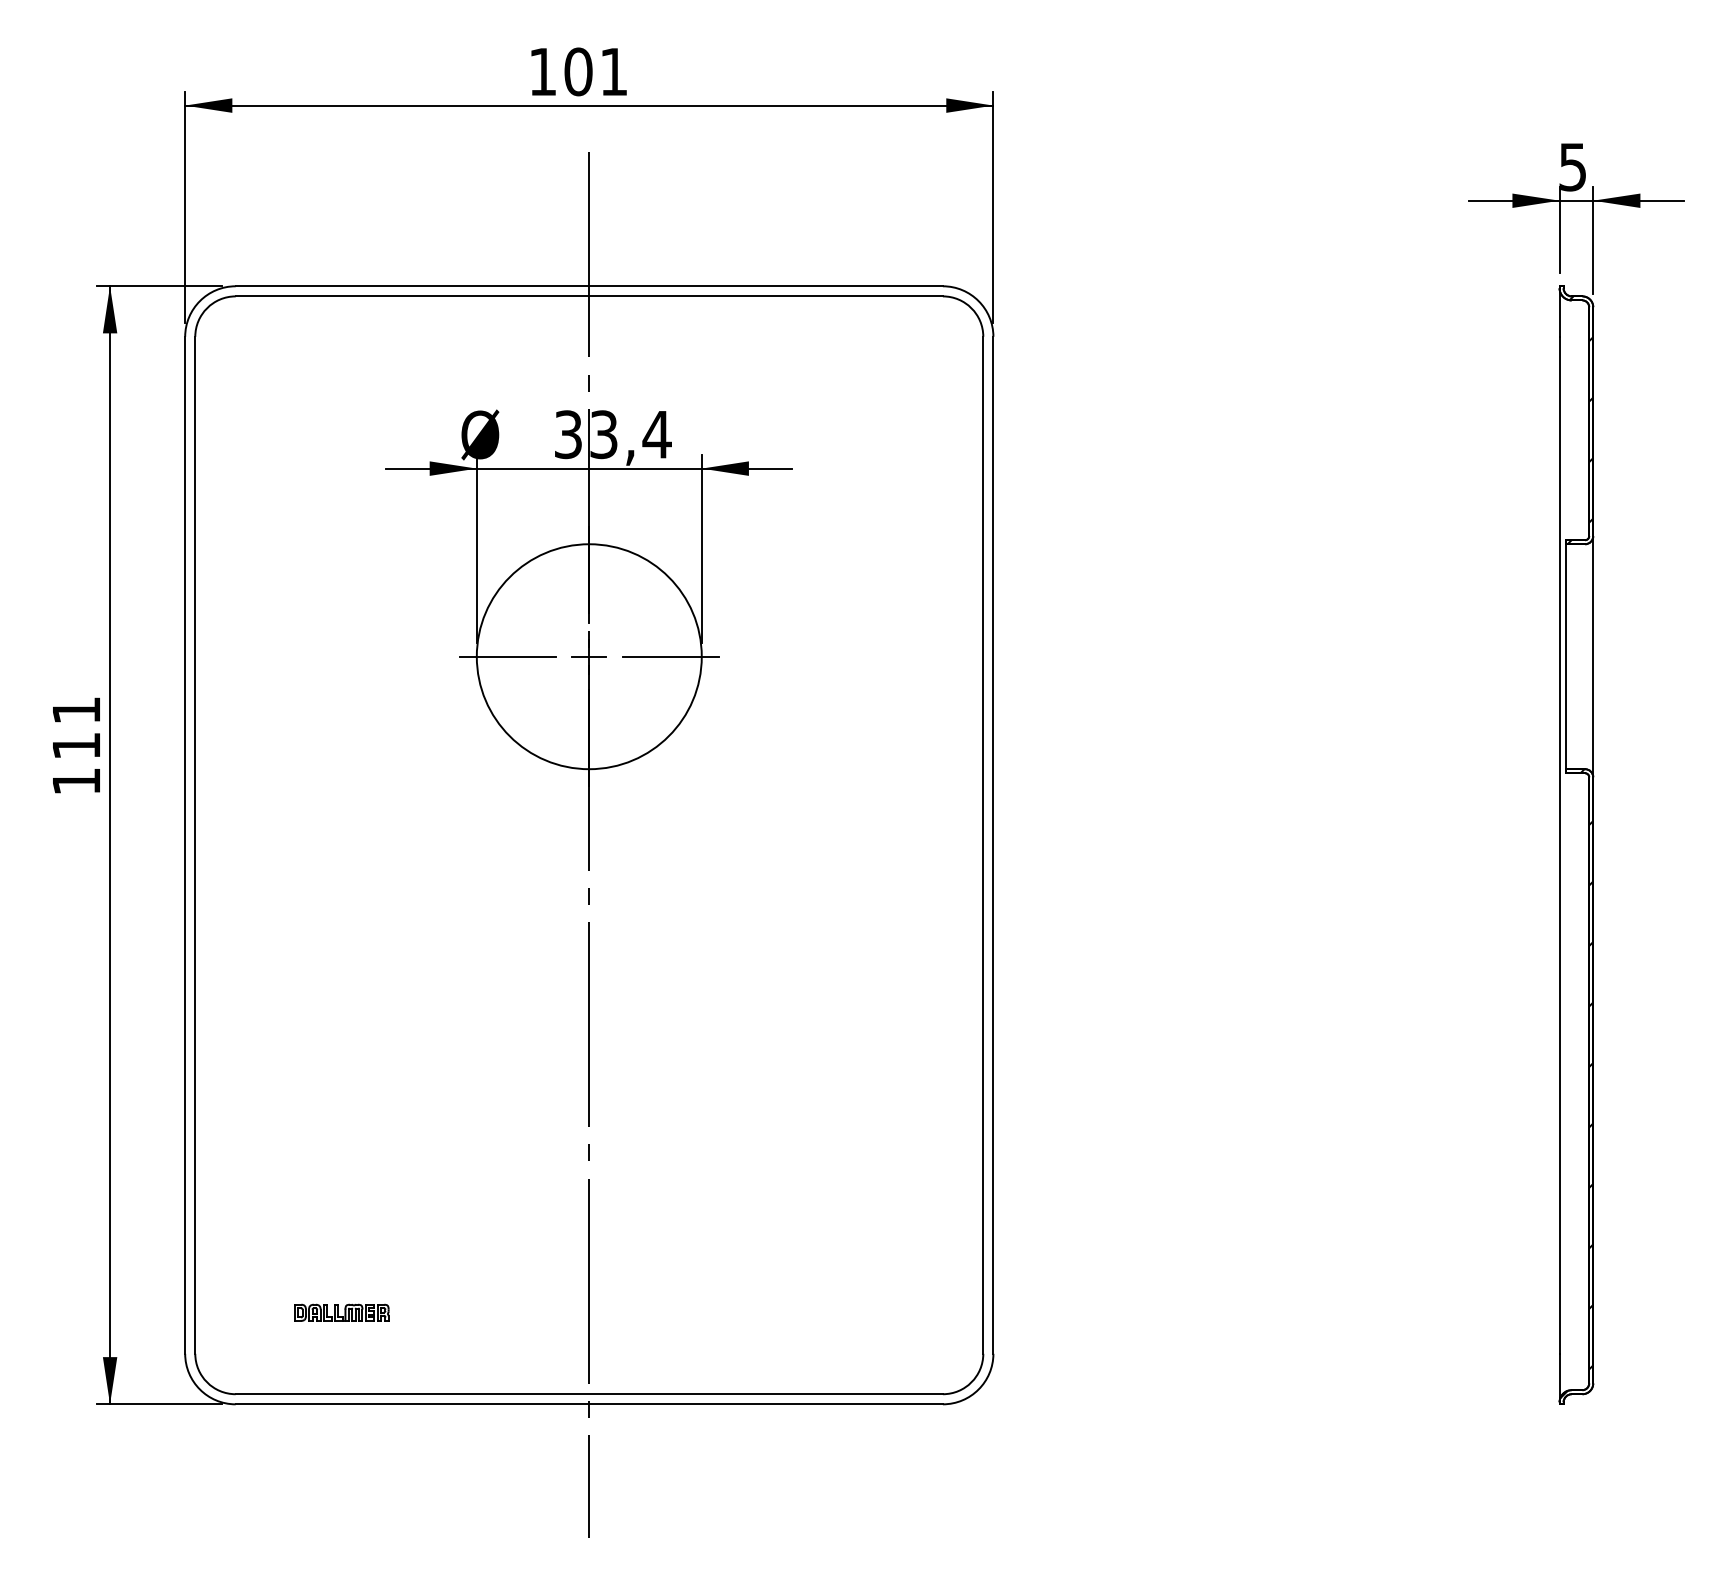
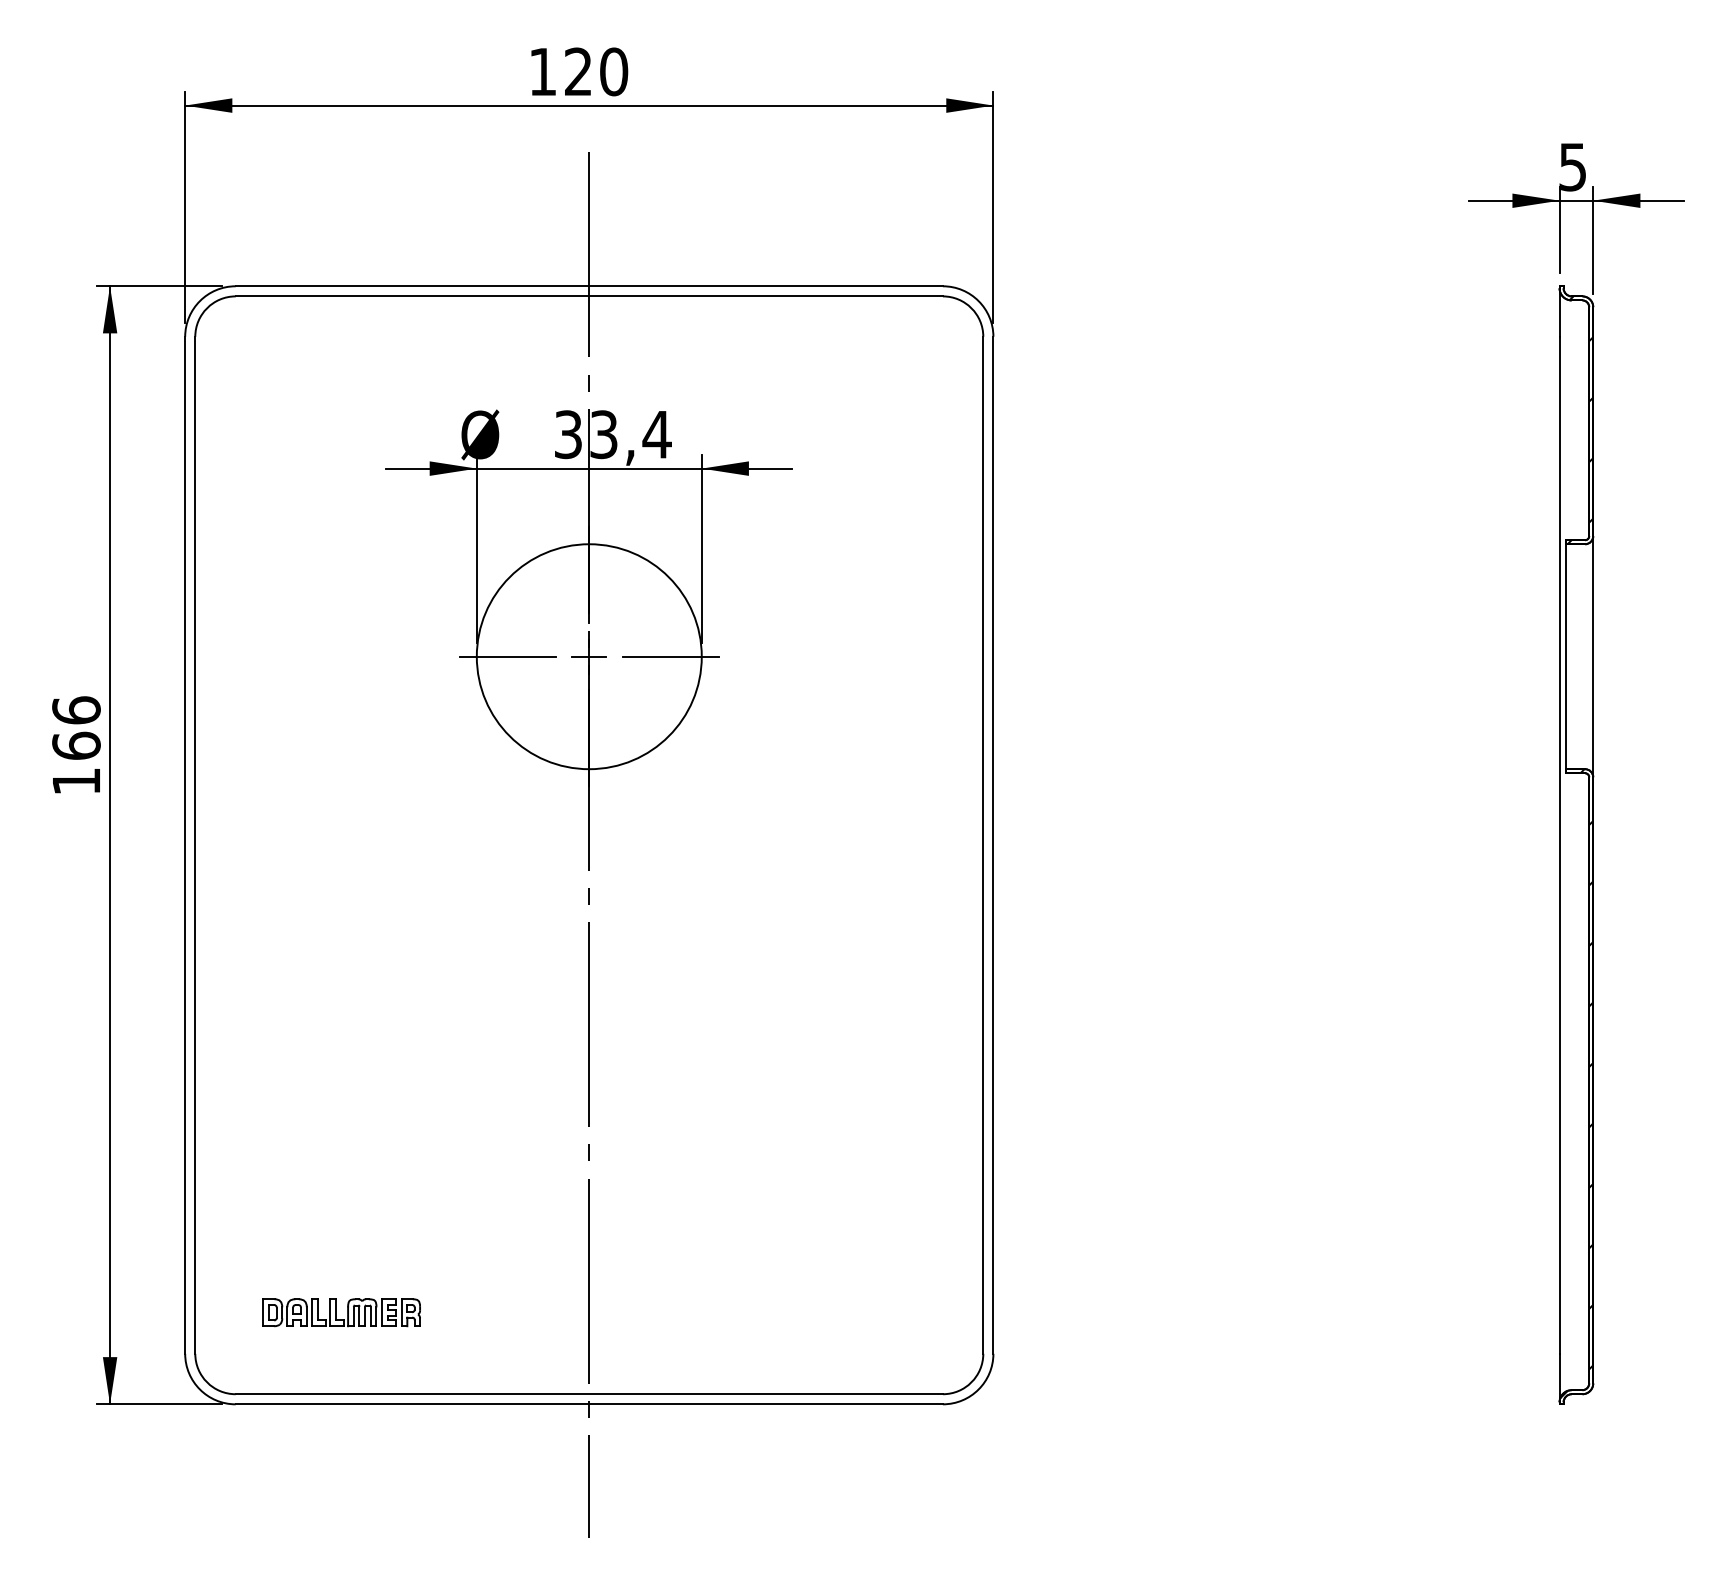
text: 101 -> 120 (596, 71)
text: 111 -> 166 (76, 727)
part size: 96x19 px -> 159x30 px (341, 1312)
